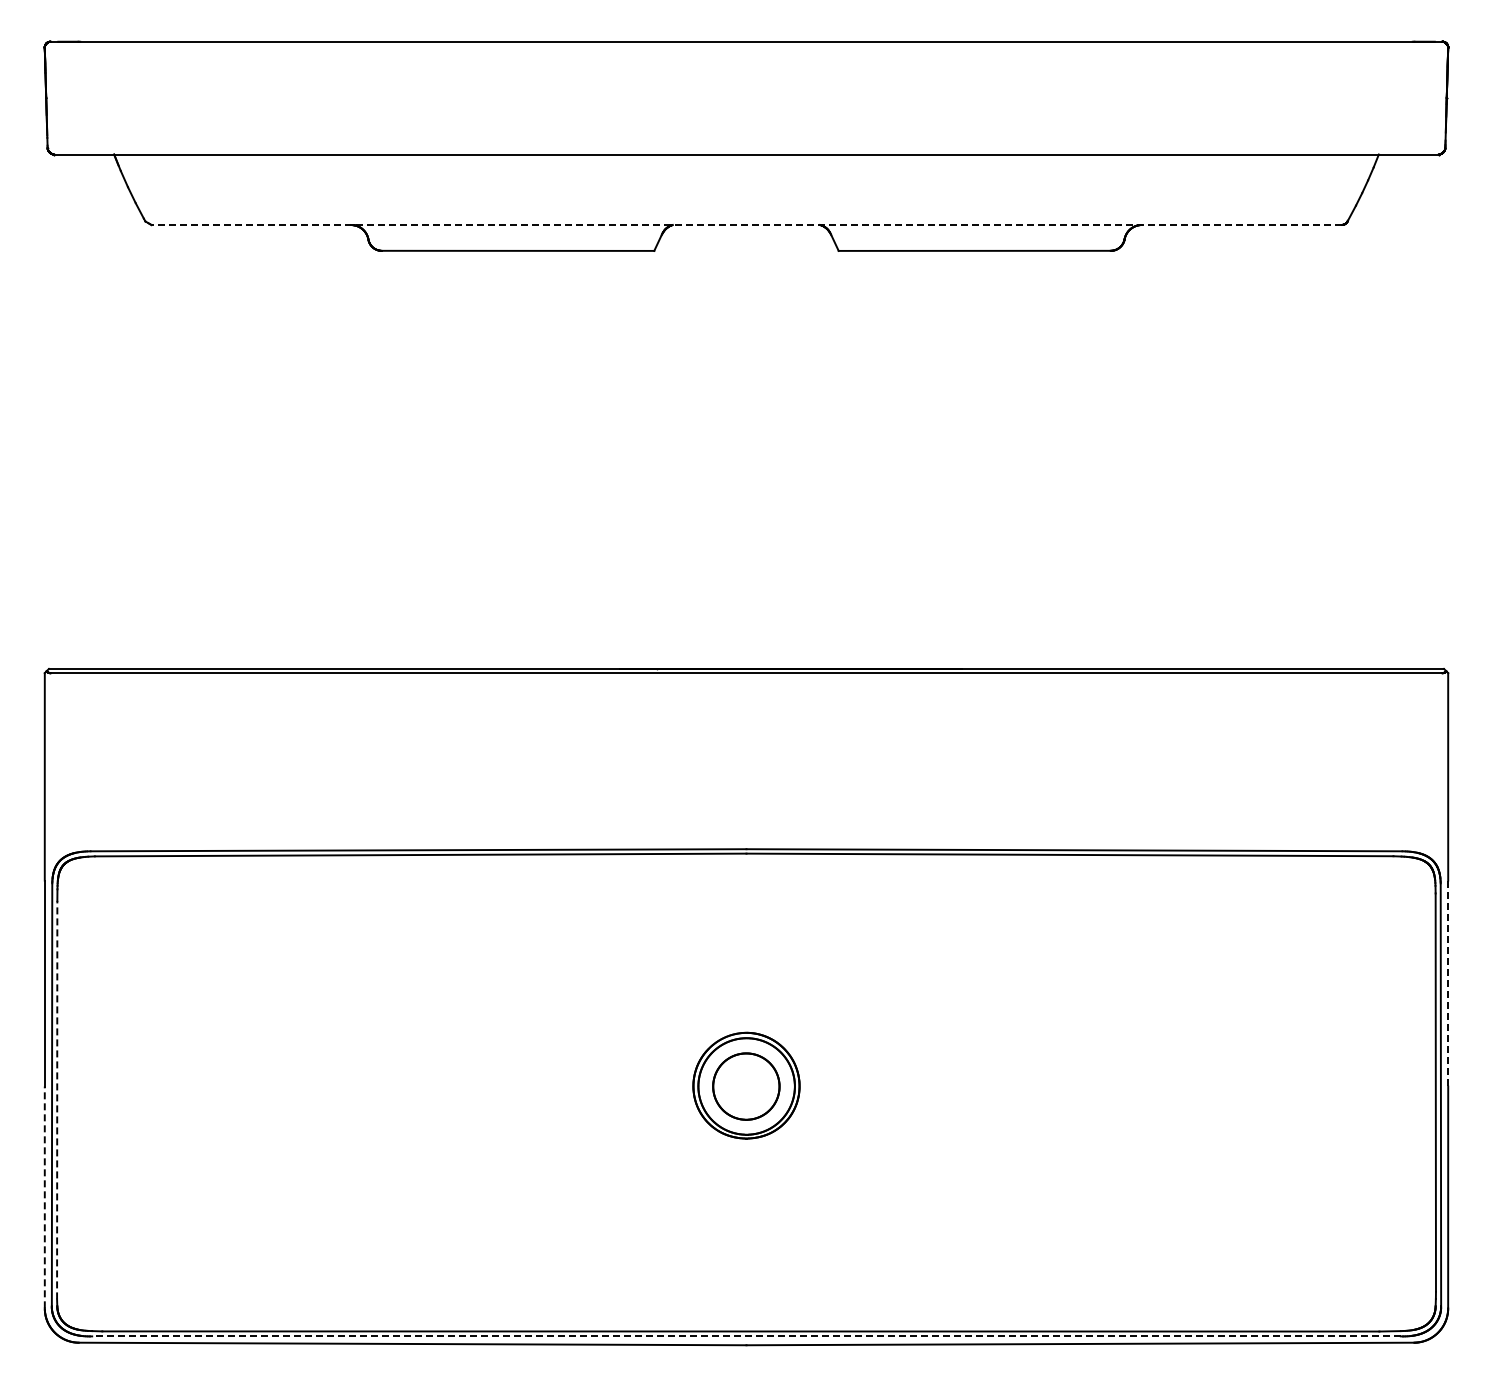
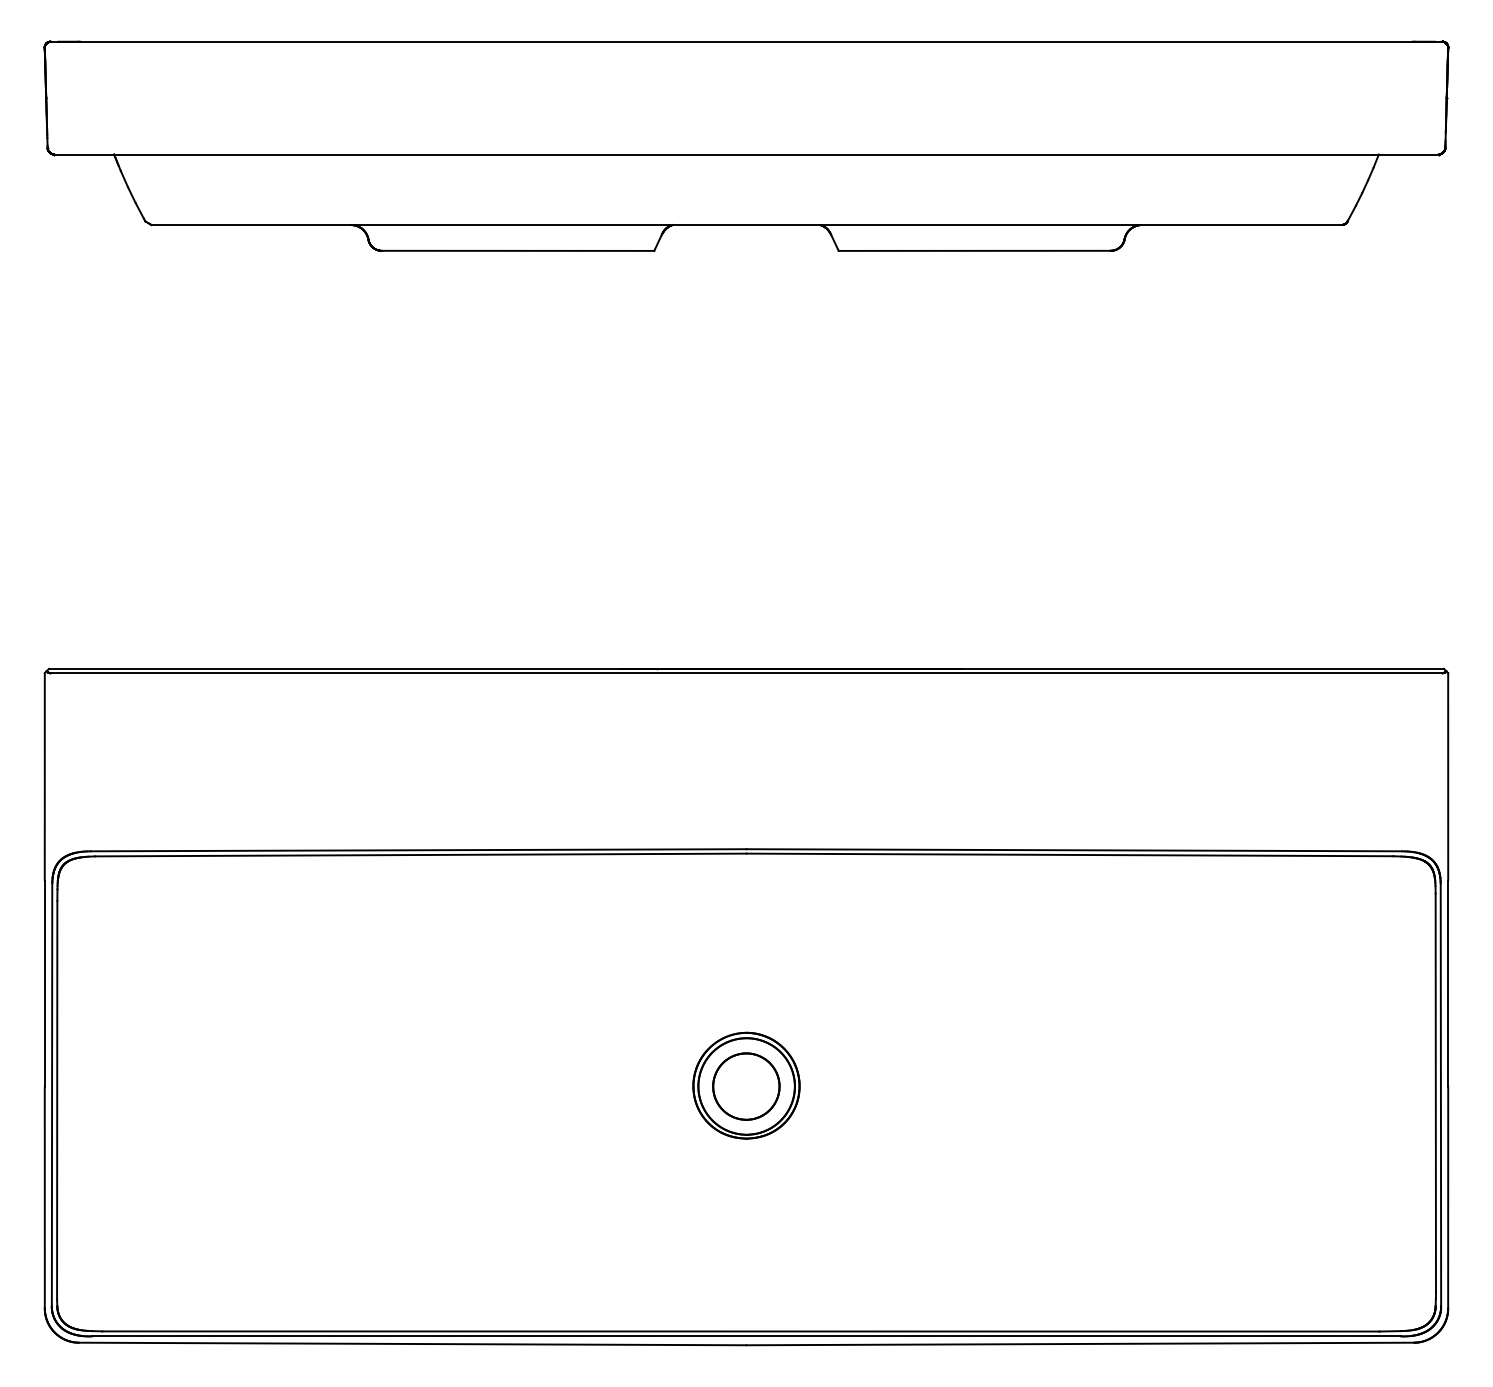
line: dashed -> solid (746, 225)
line: dashed -> solid (1448, 983)
line: dashed -> solid (57, 1099)
line: dashed -> solid (44, 1197)
line: dashed -> solid (746, 1336)
